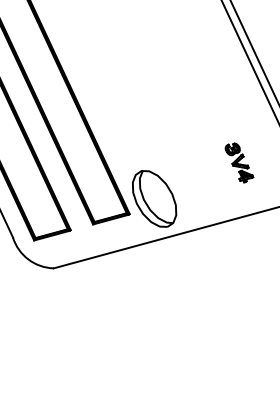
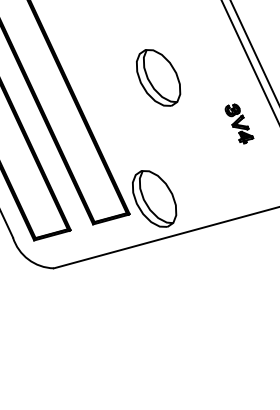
part: none -> present (158, 77)
part position: (239, 162) -> (239, 123) (239, 123)
